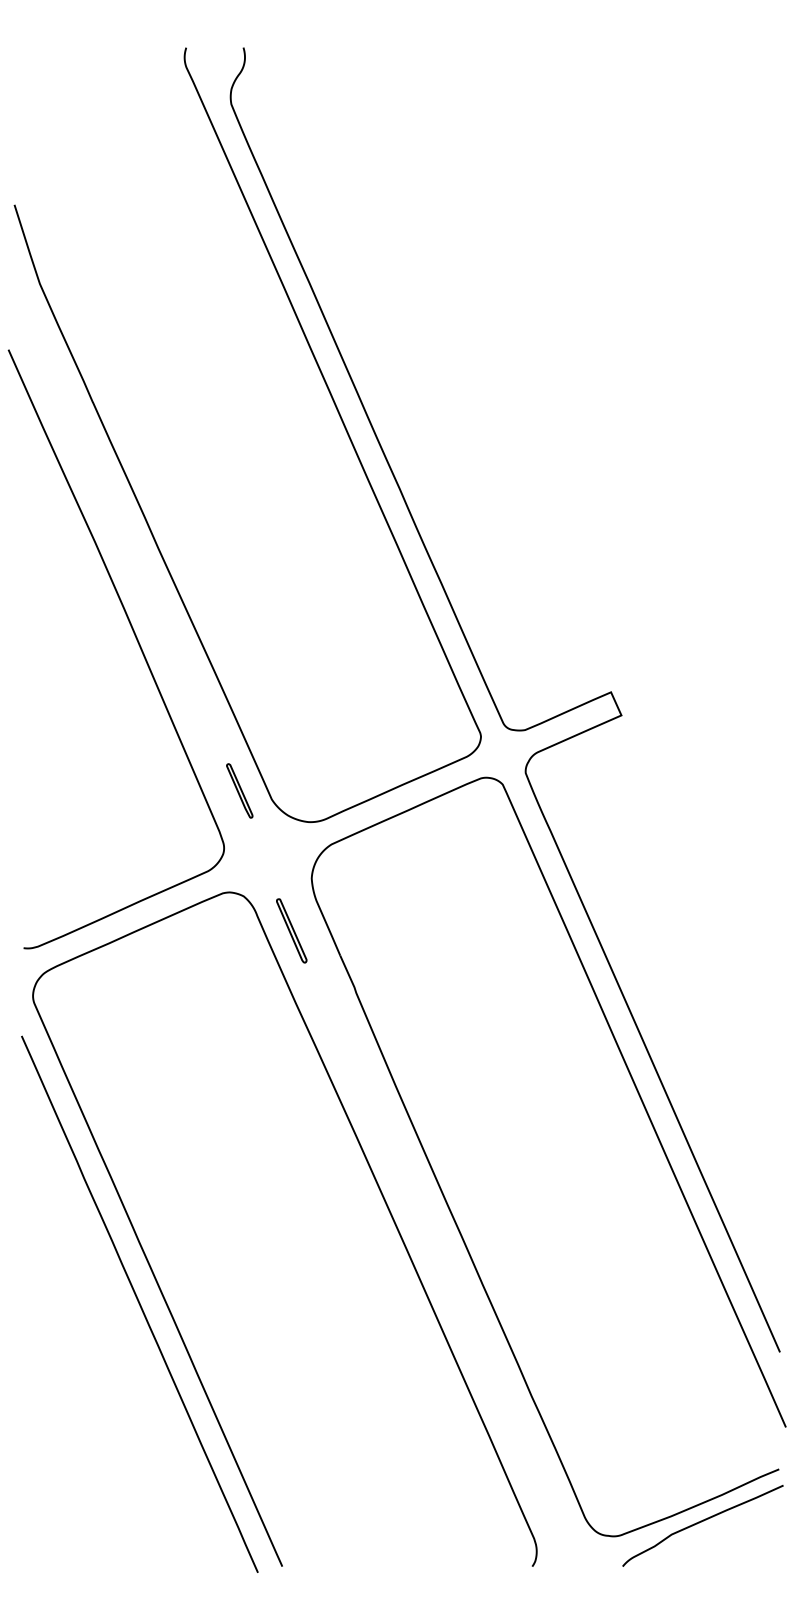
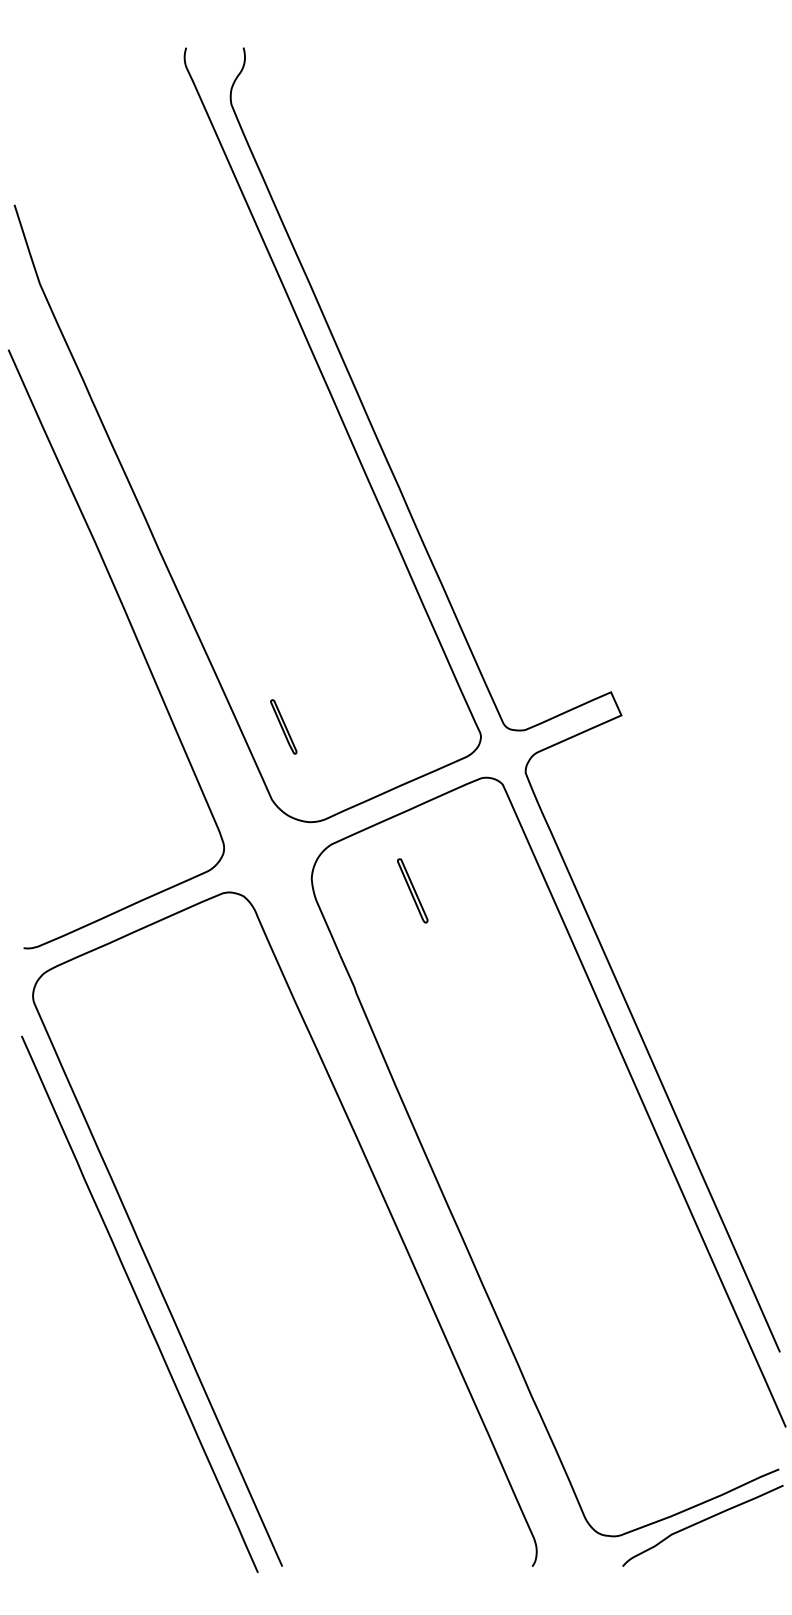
part position: (239, 790) -> (283, 726) (283, 726)
part position: (291, 930) -> (412, 890) (412, 890)
